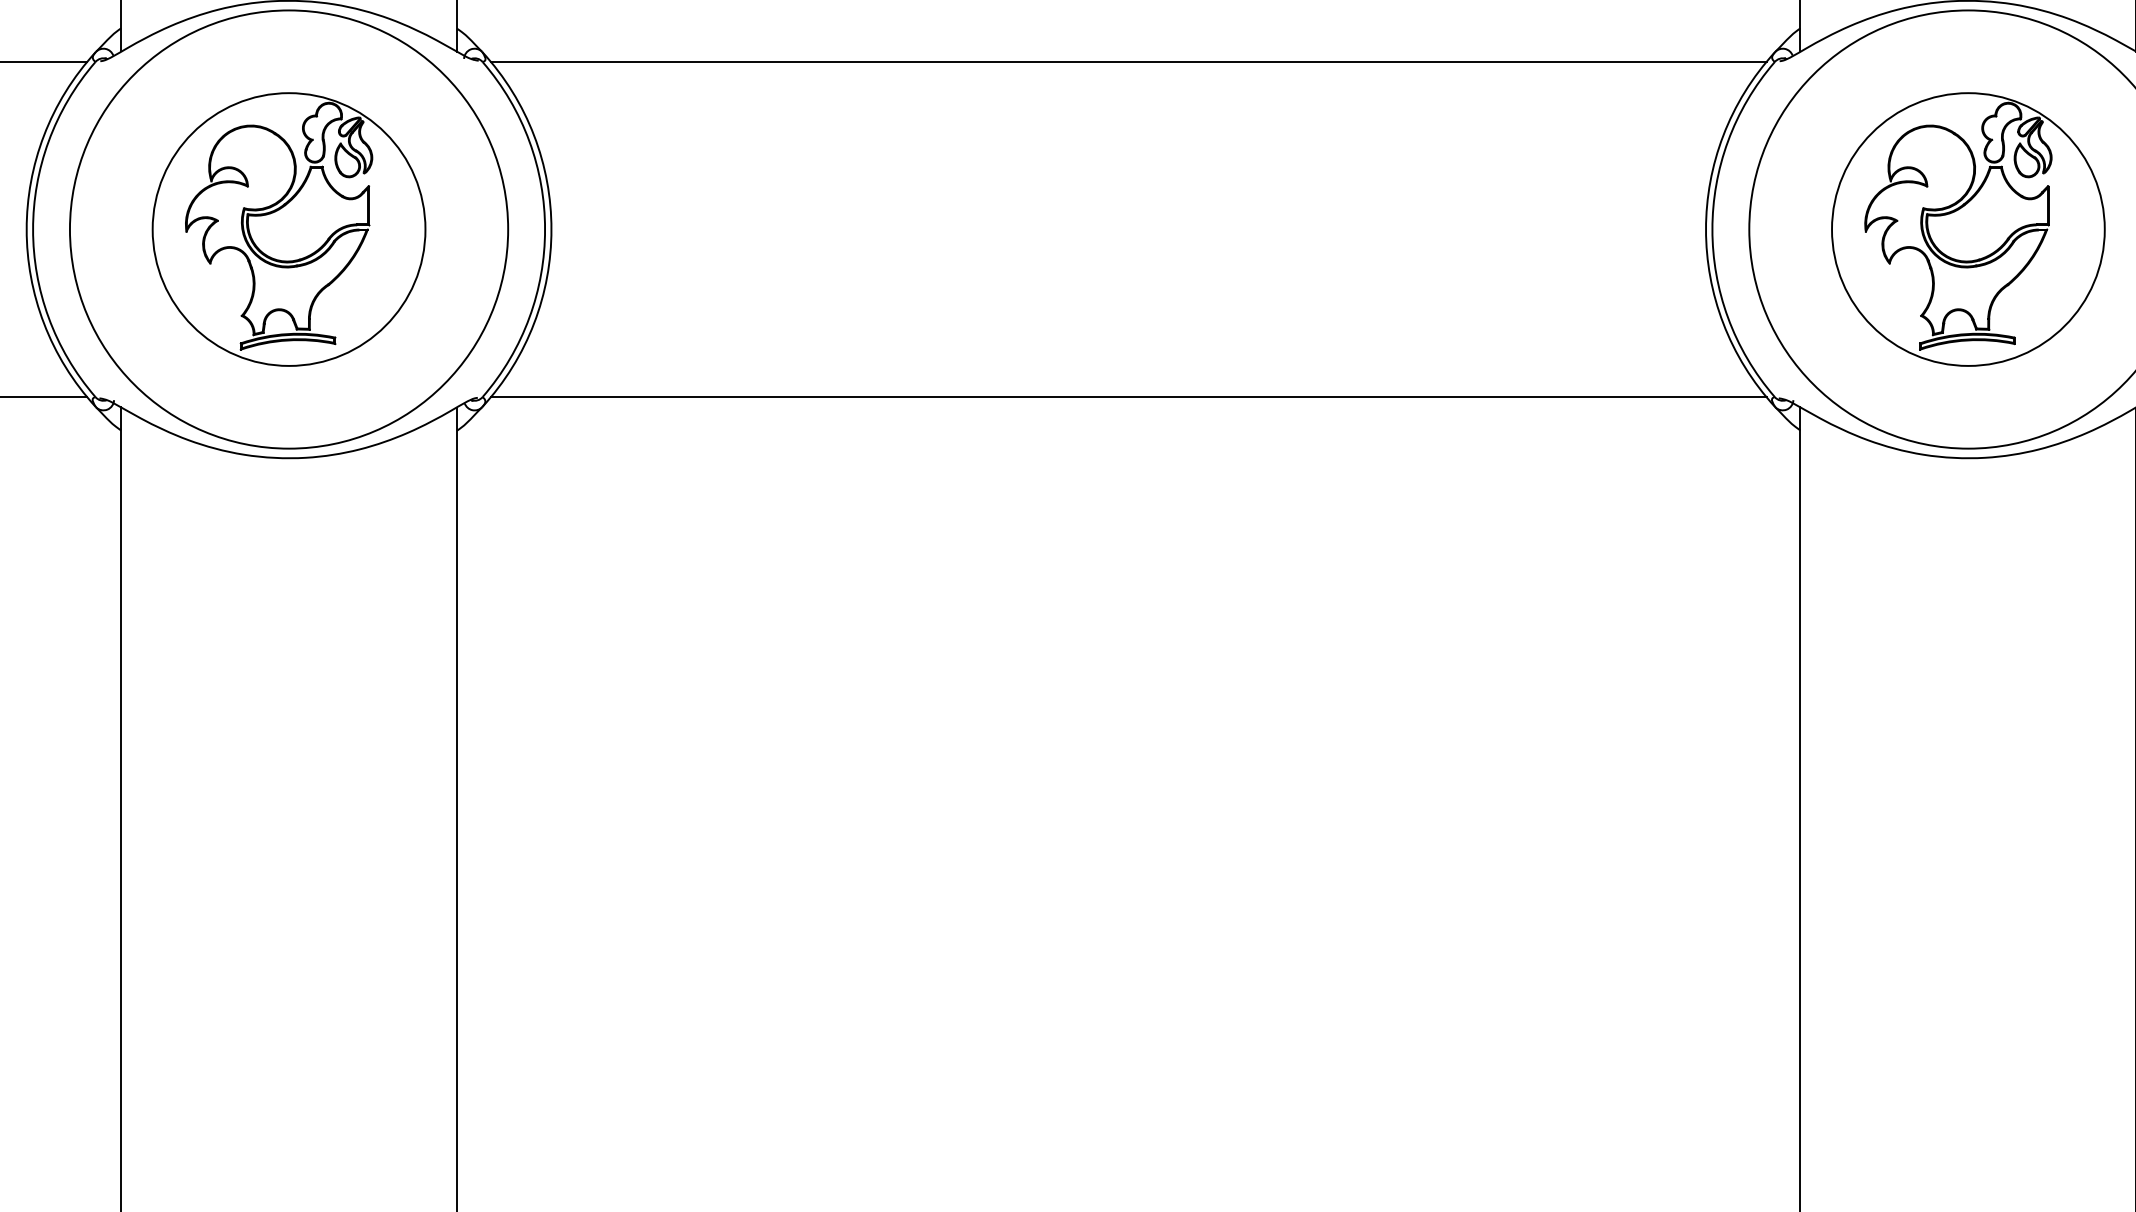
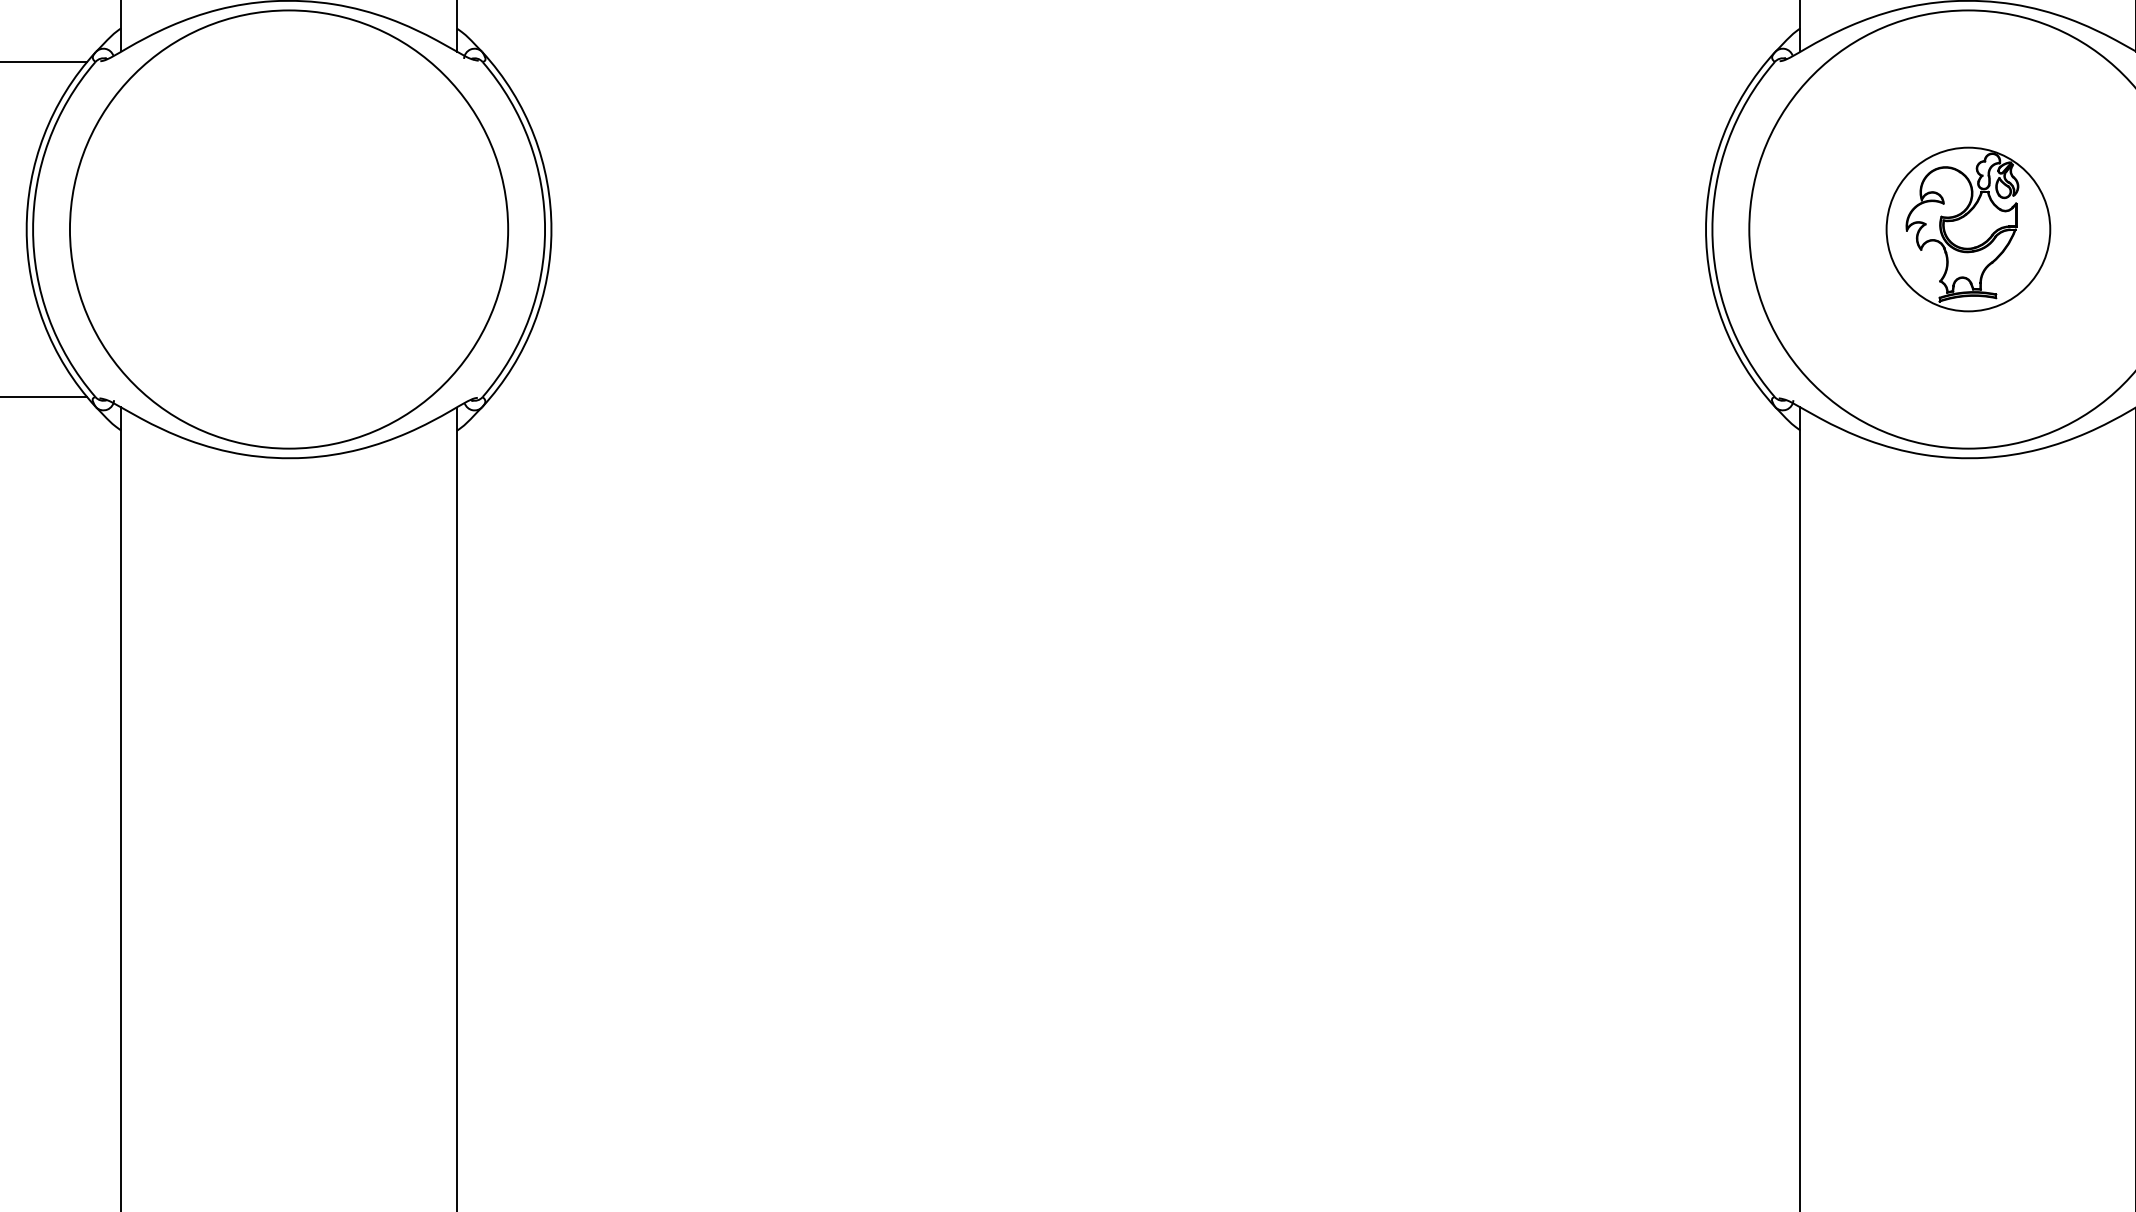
line: present -> none (1128, 61)
part: present -> none (288, 229)
part size: 275x275 px -> 167x167 px (1968, 229)
line: present -> none (1128, 397)
